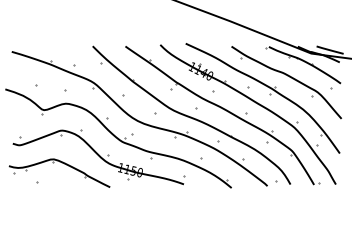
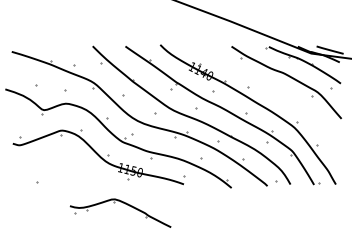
part: present -> none (269, 94)
part position: (64, 164) -> (125, 204) (125, 204)
